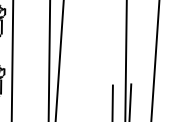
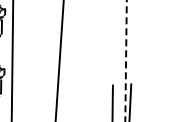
line: present -> none (49, 60)
line: solid -> dashed (126, 60)
line: present -> none (155, 60)
